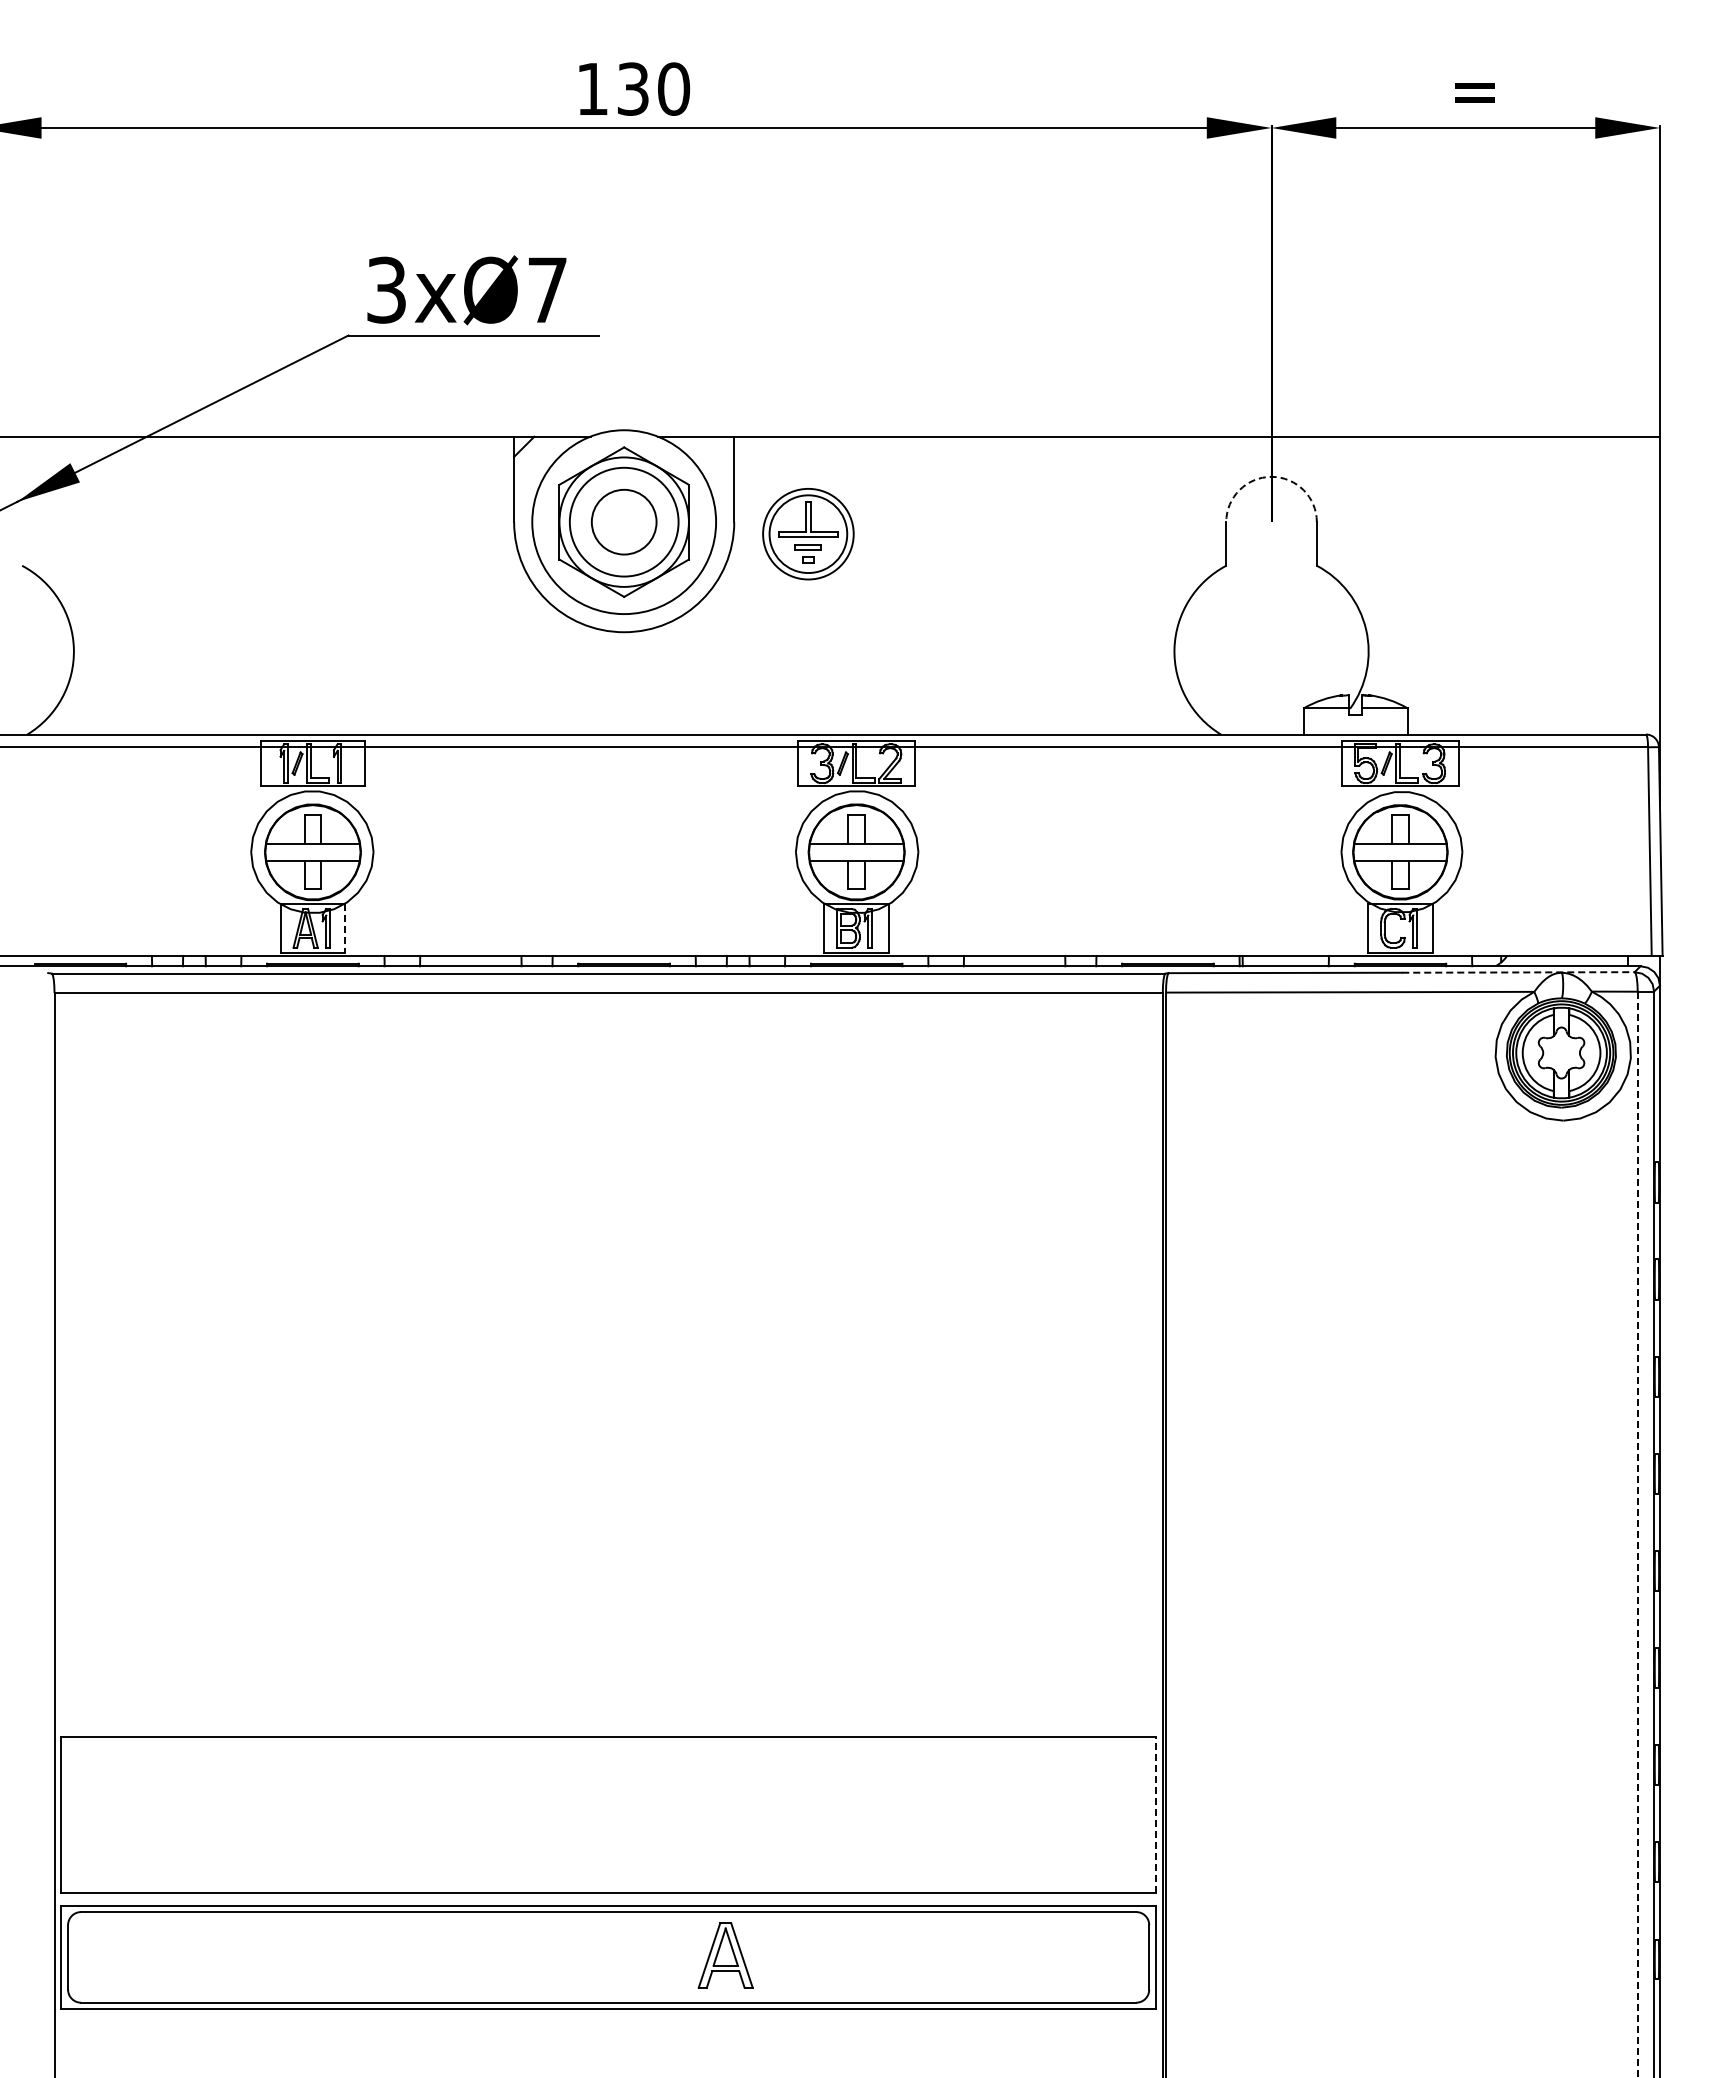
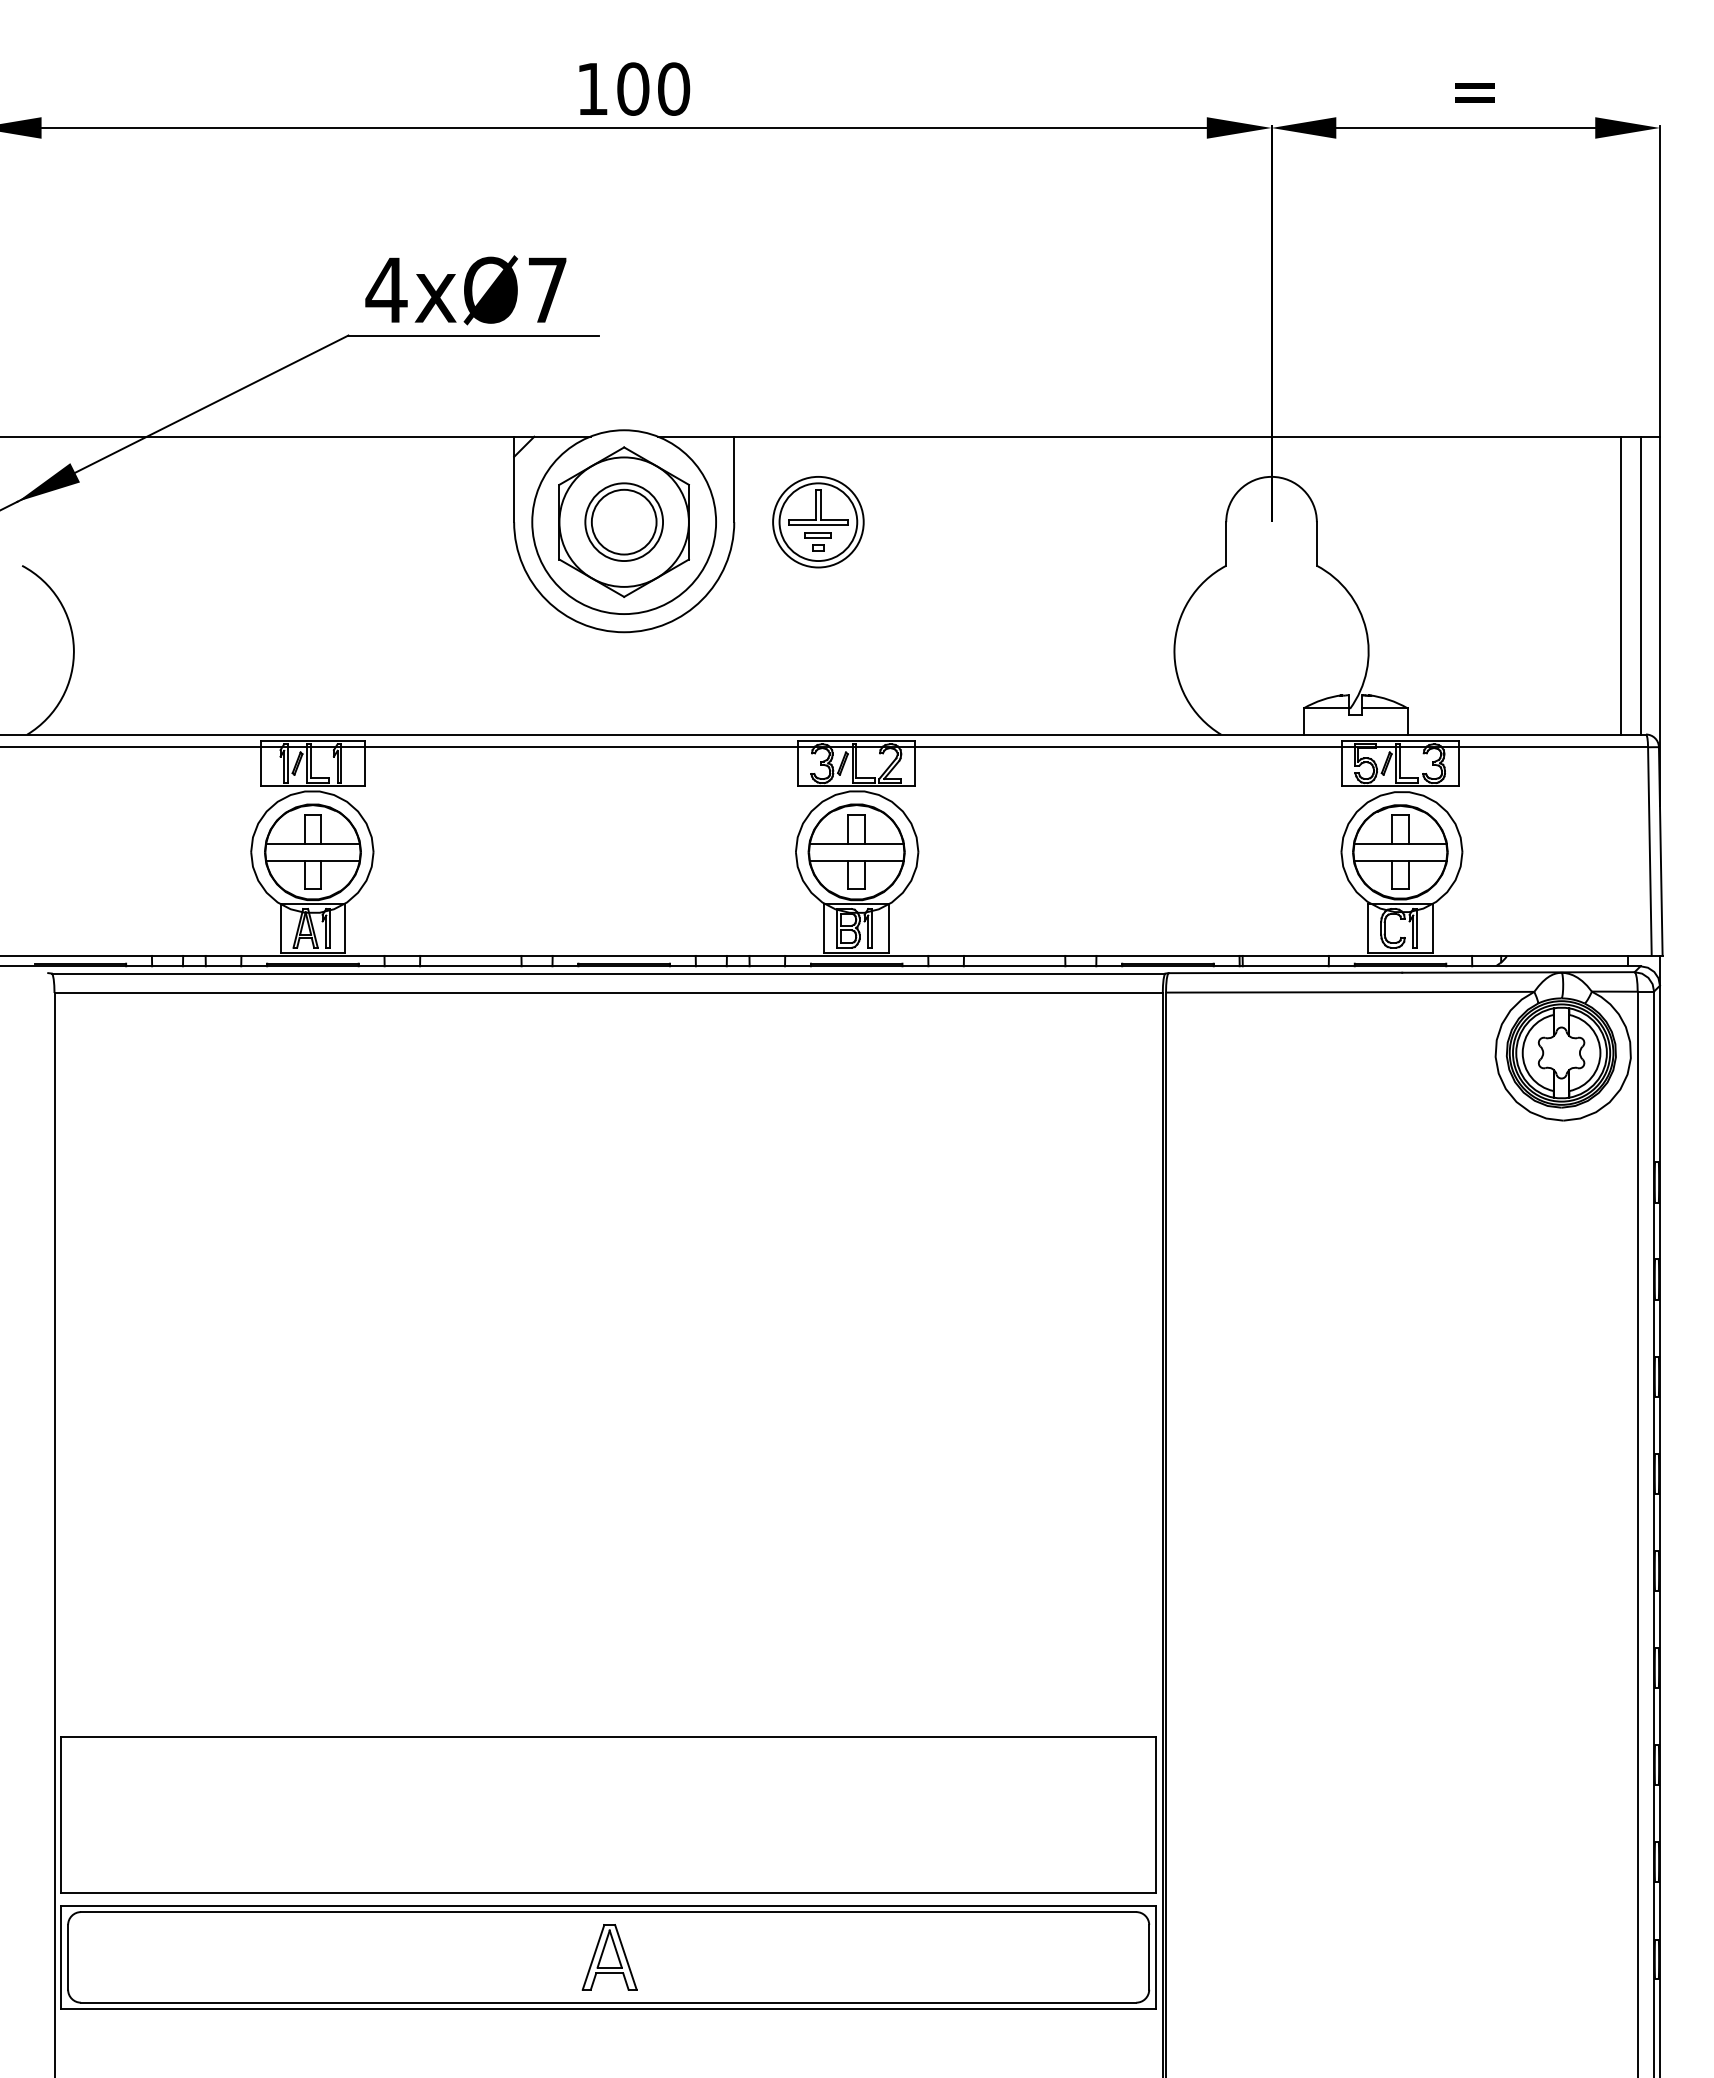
text: 130 -> 100 (633, 88)
text: 3xØ7 -> 4xØ7 (386, 289)
arc: dashed -> solid (1271, 476)
circle diameter: 109 px -> 78 px (624, 522)
part position: (808, 534) -> (818, 522) (818, 522)
line: none -> present (1621, 585)
line: none -> present (1640, 585)
line: dashed -> solid (345, 928)
line: dashed -> solid (1518, 972)
line: dashed -> solid (1637, 1534)
line: dashed -> solid (1156, 1814)
part position: (725, 1955) -> (609, 1957) (609, 1957)
